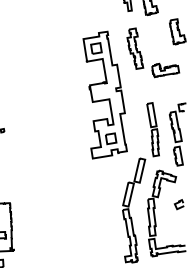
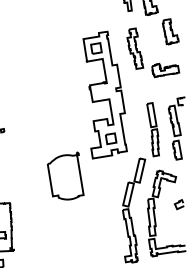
part position: (177, 31) -> (170, 31) (170, 31)
part position: (177, 134) -> (176, 128) (176, 128)
part: none -> present (65, 175)
